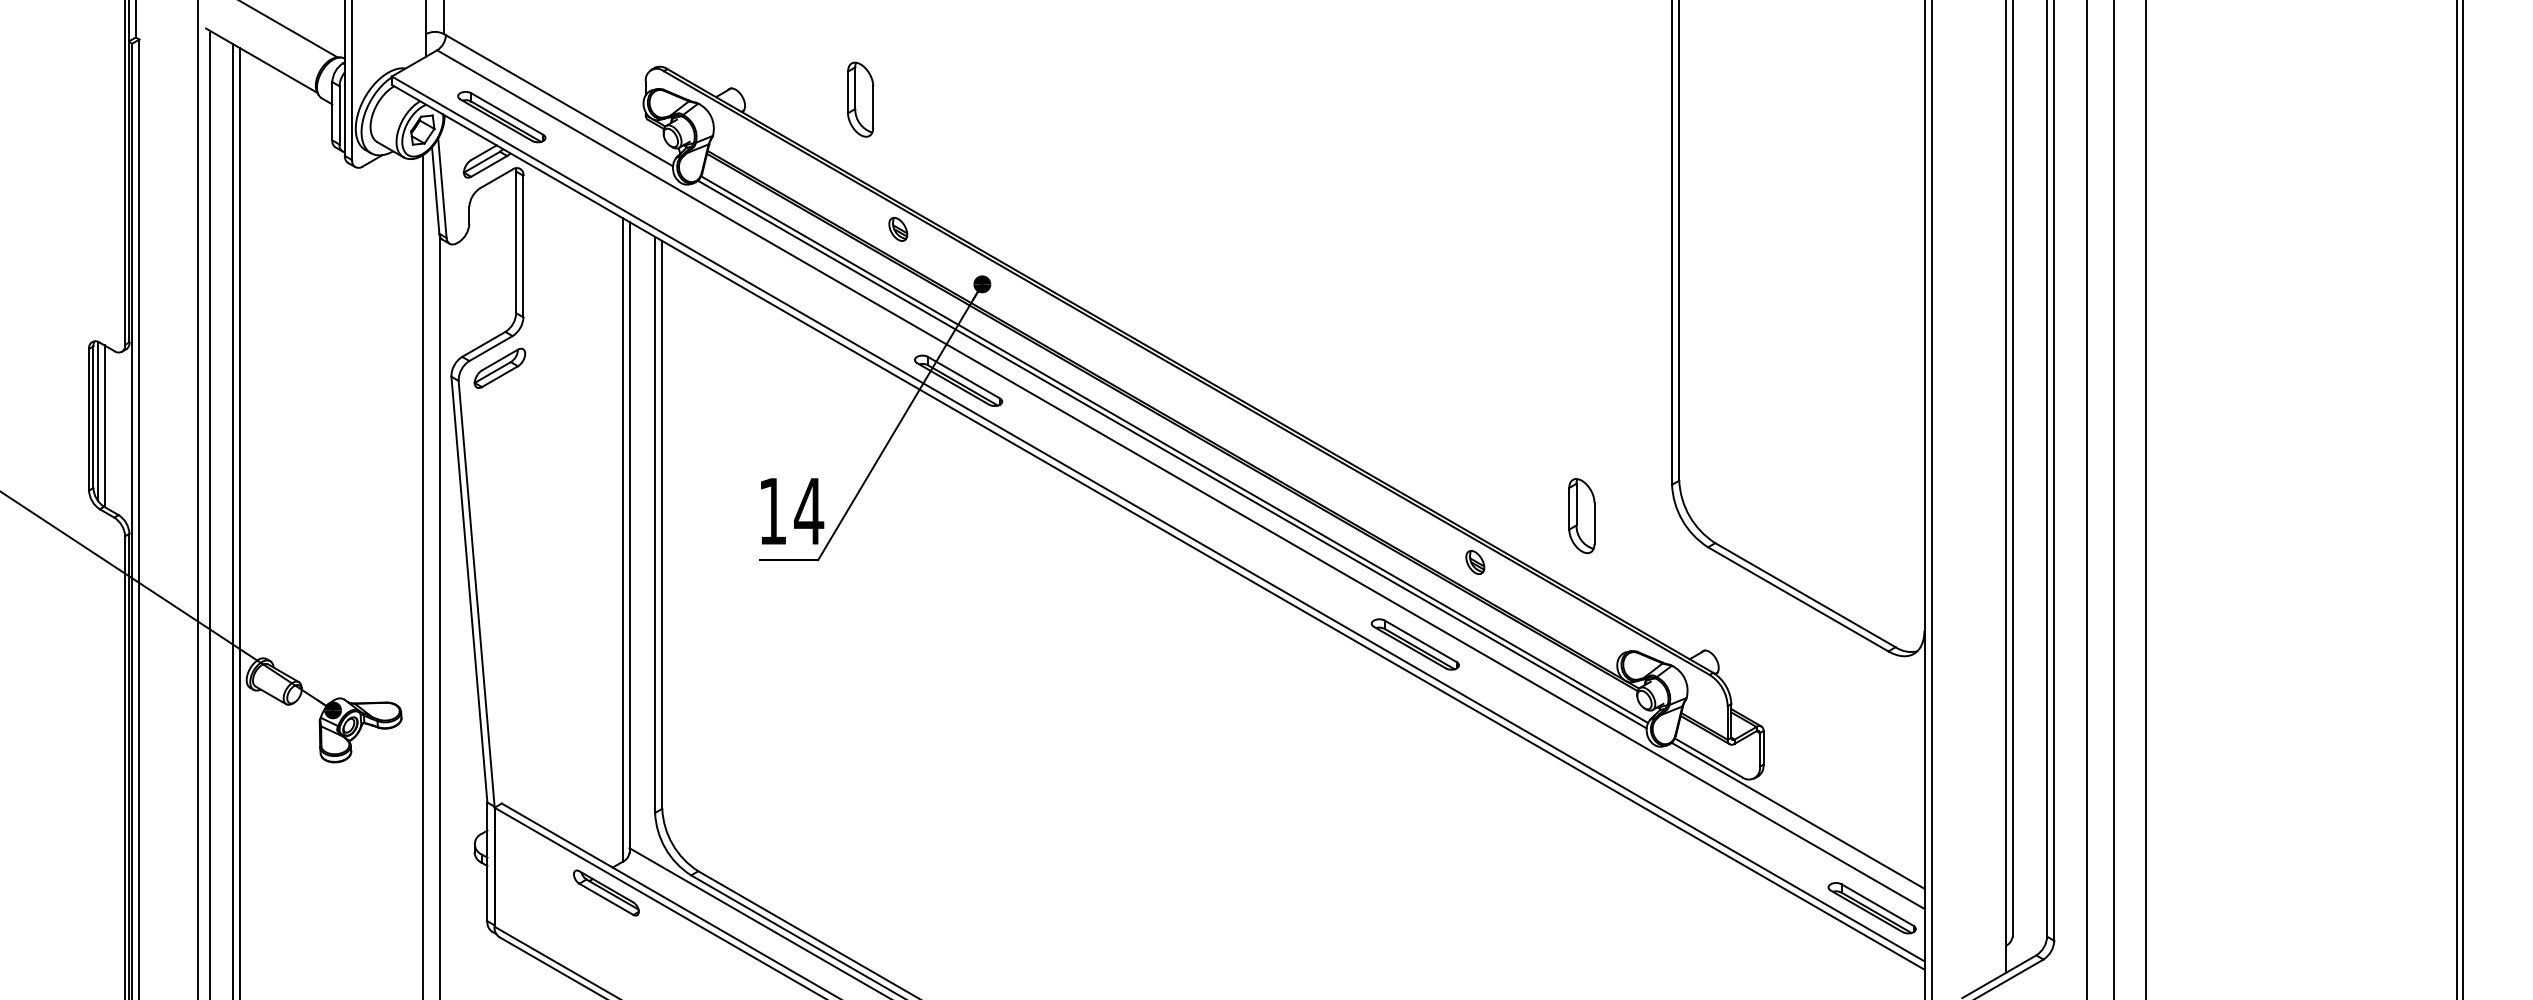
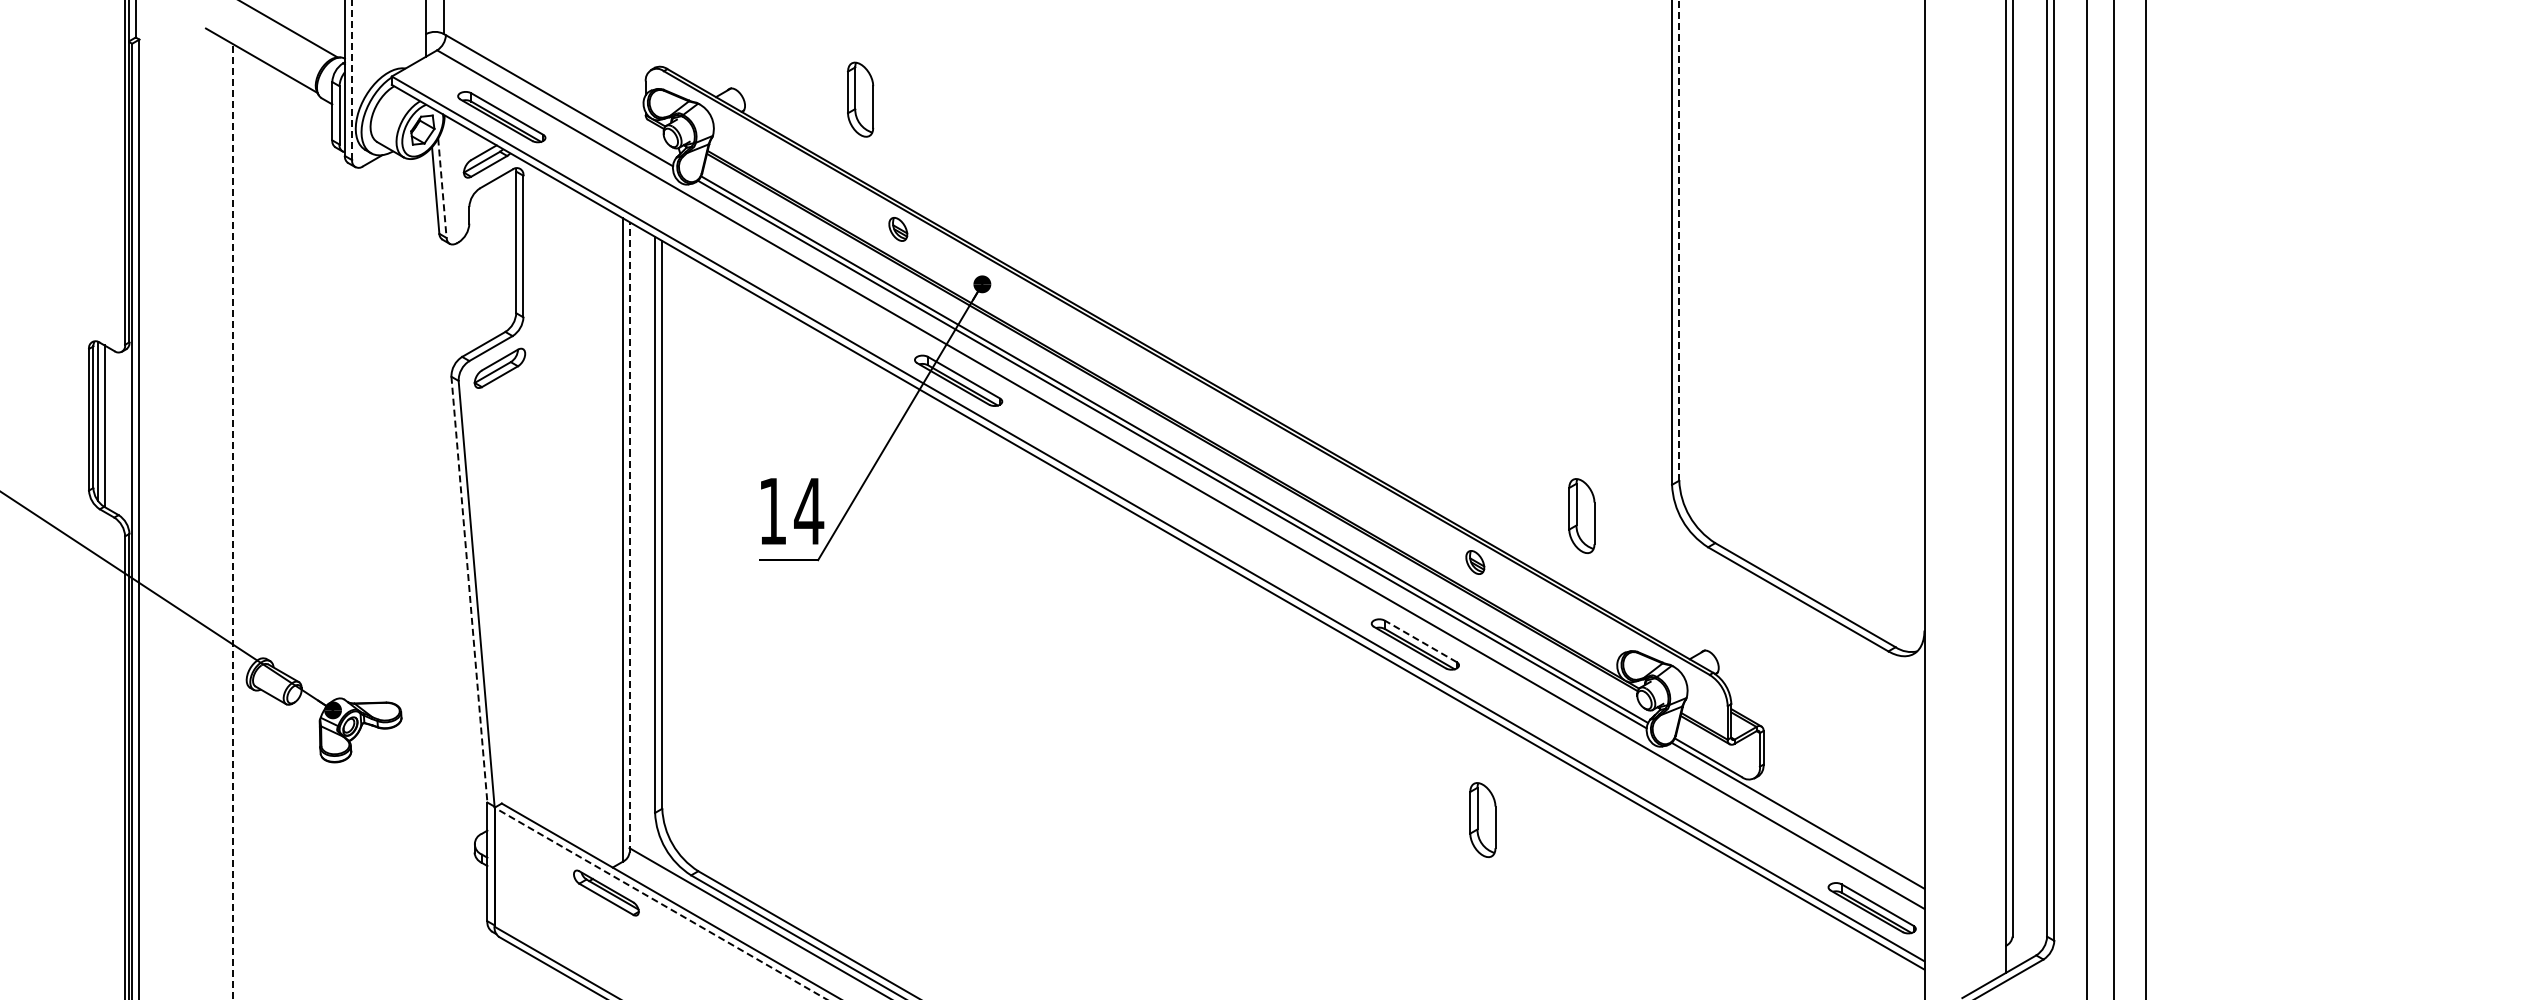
line: solid -> dashed (352, 80)
line: solid -> dashed (442, 188)
line: solid -> dashed (1679, 239)
line: present -> none (198, 499)
line: present -> none (1931, 499)
line: present -> none (2457, 499)
line: present -> none (2463, 499)
line: present -> none (210, 513)
line: solid -> dashed (233, 521)
line: present -> none (240, 522)
line: solid -> dashed (629, 536)
line: present -> none (423, 575)
line: solid -> dashed (469, 589)
line: present -> none (439, 616)
line: solid -> dashed (1420, 641)
part: none -> present (1482, 819)
line: solid -> dashed (660, 903)
